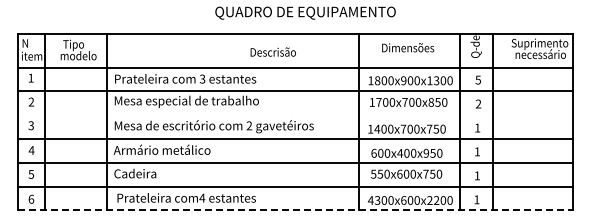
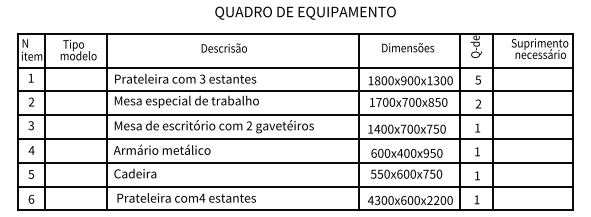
text position: (272, 51) -> (223, 47) (223, 47)
line: none -> present (295, 114)
line: dashed -> solid (295, 210)
